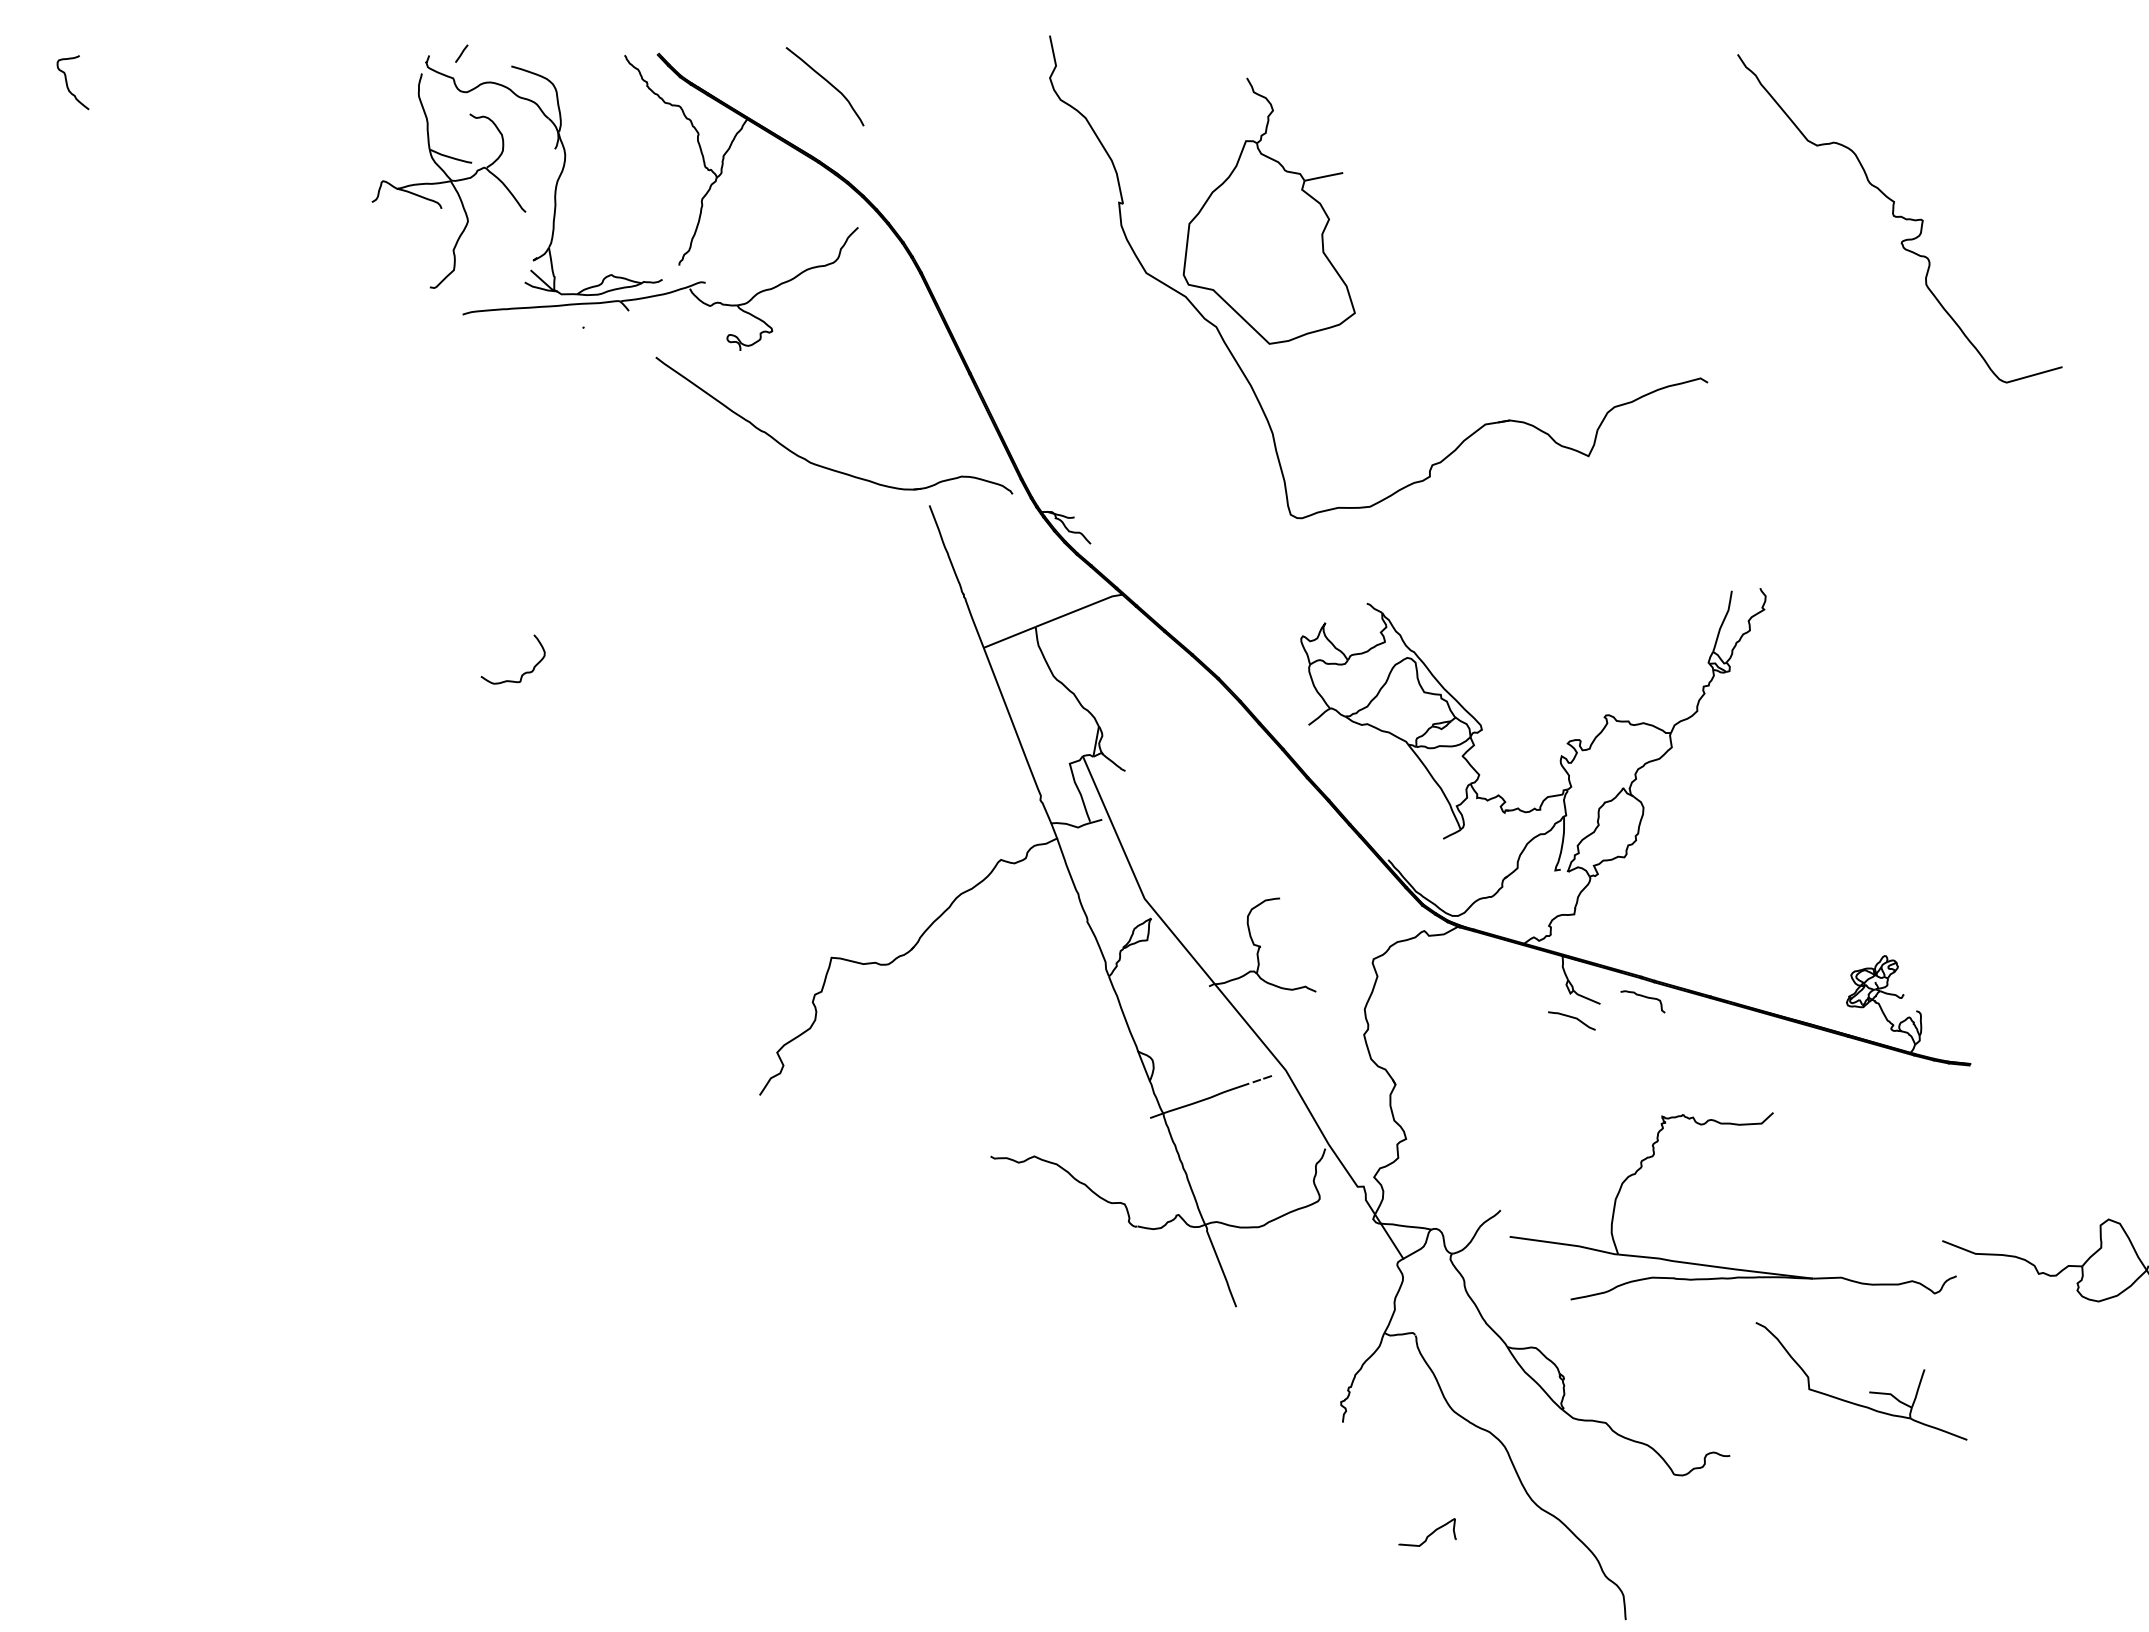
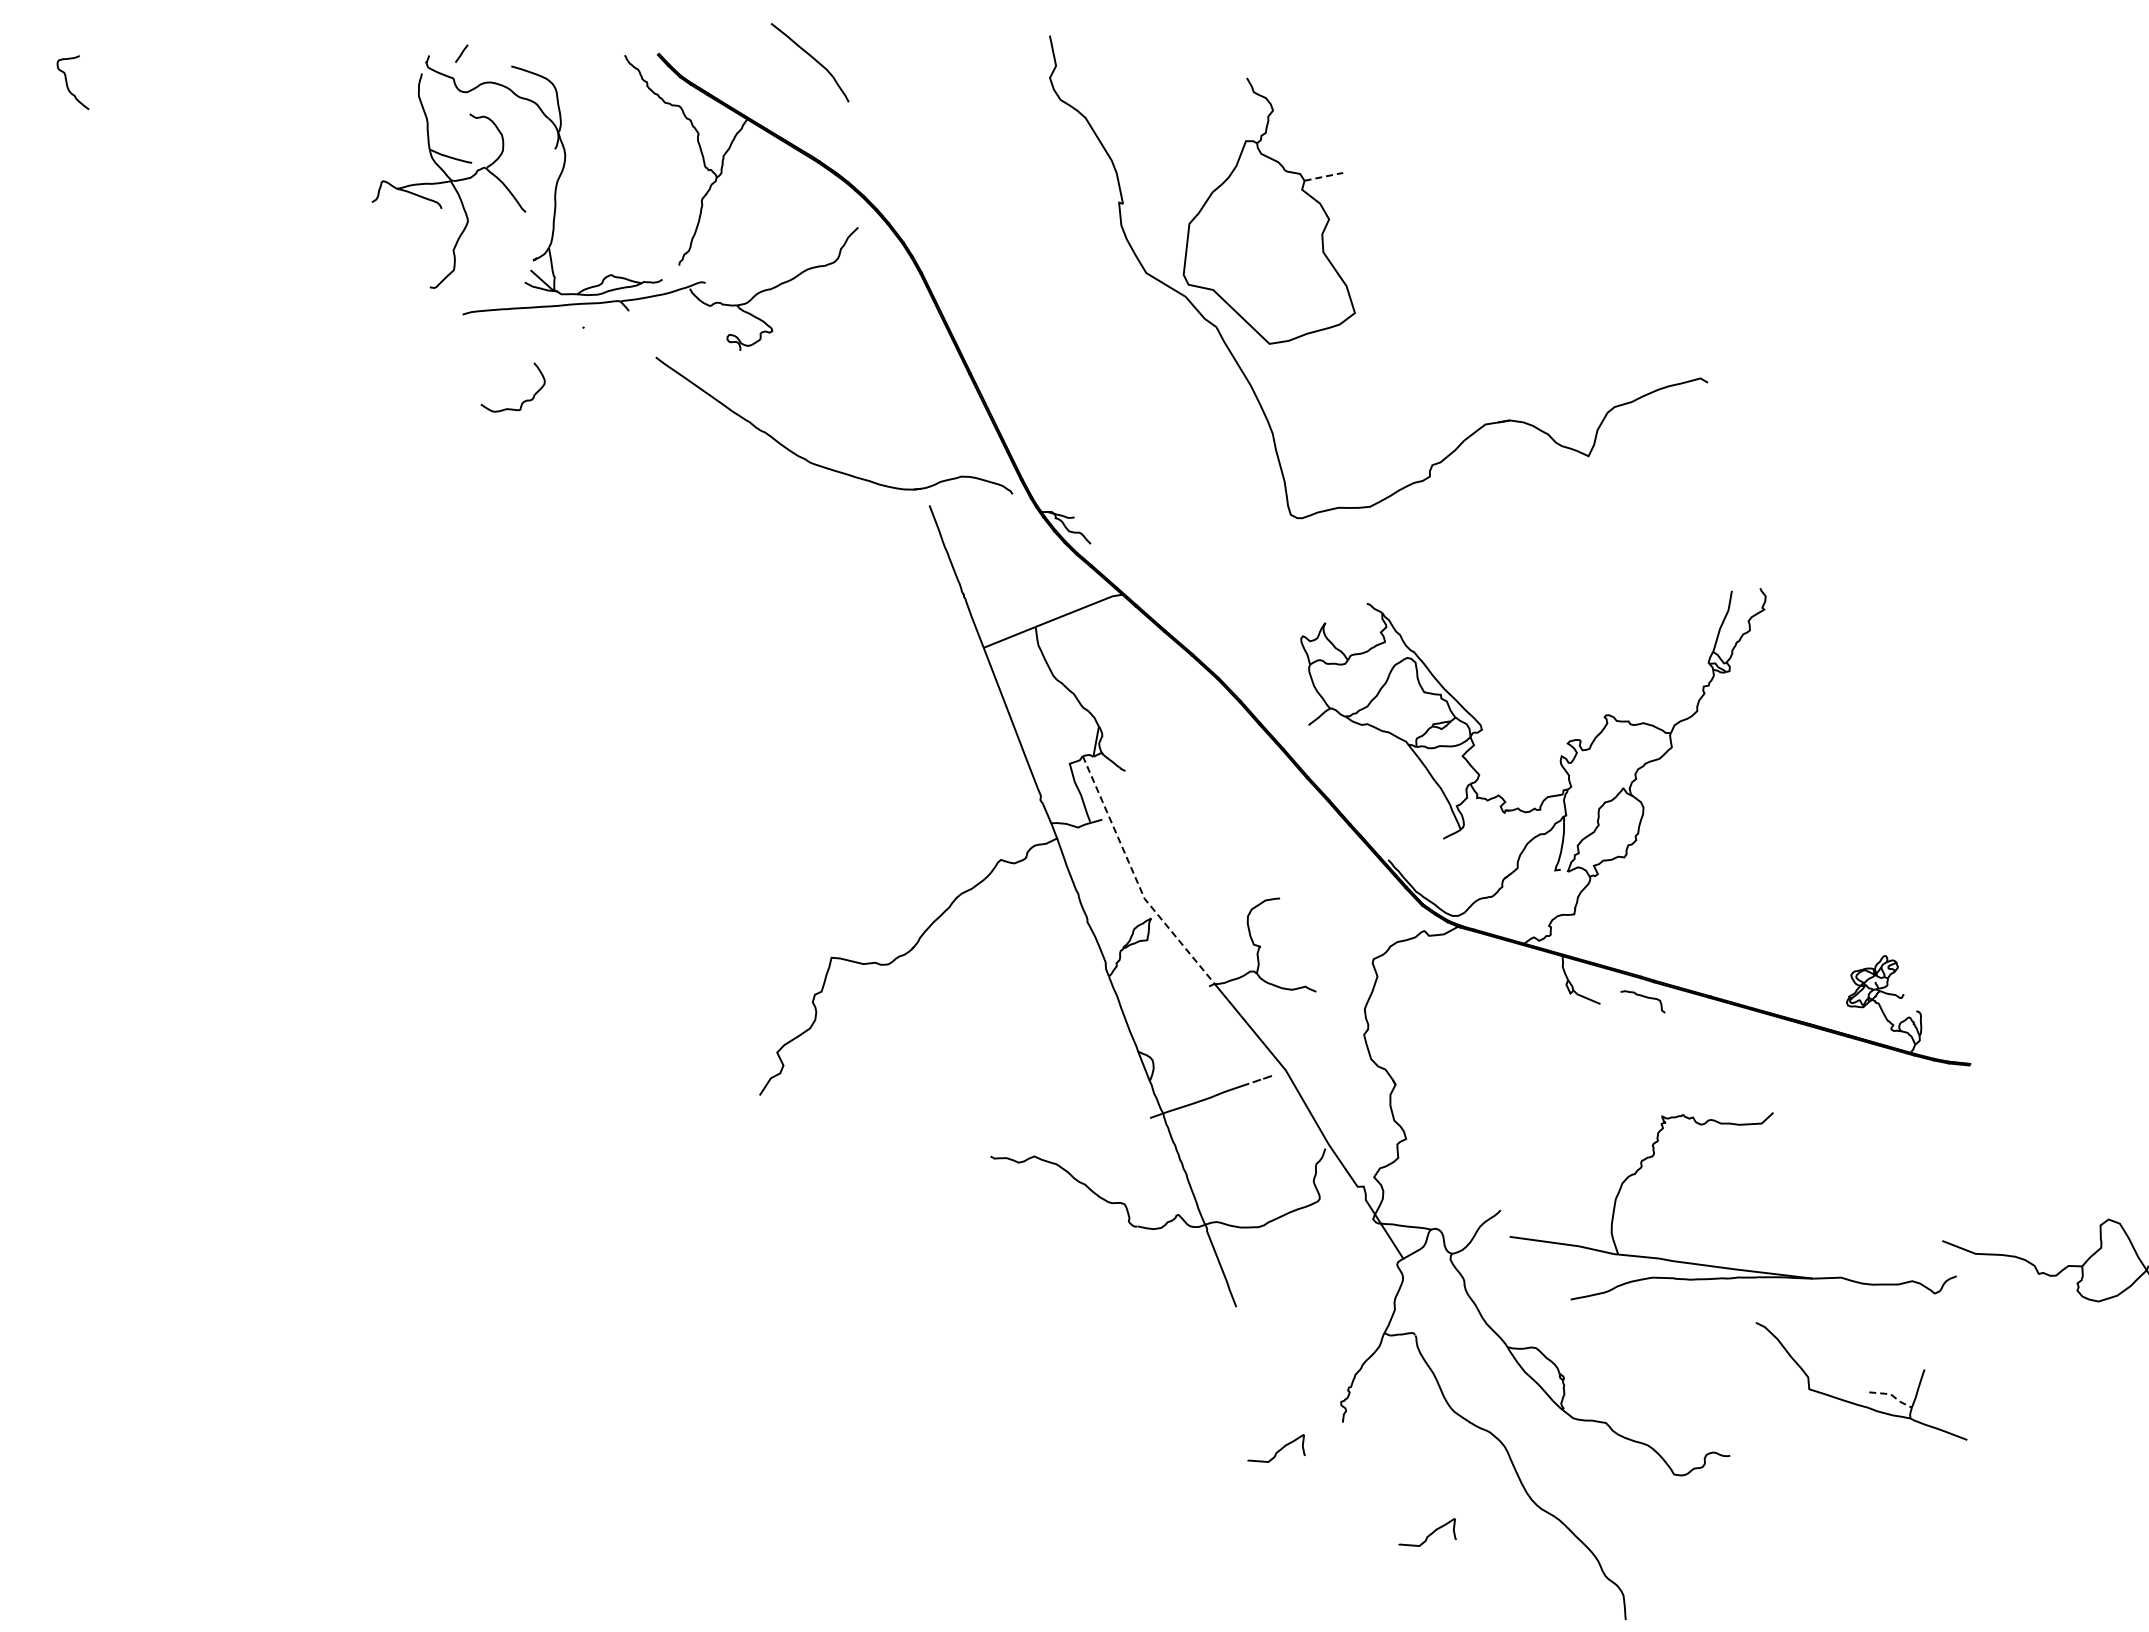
curve position: (827, 82) -> (812, 58) (812, 58)
line: solid -> dashed (1324, 176)
curve: present -> none (1899, 217)
curve position: (521, 674) -> (521, 402) (521, 402)
line: solid -> dashed (1135, 878)
curve: present -> none (1572, 1018)
line: solid -> dashed (1892, 1395)
curve: none -> present (1278, 1450)
